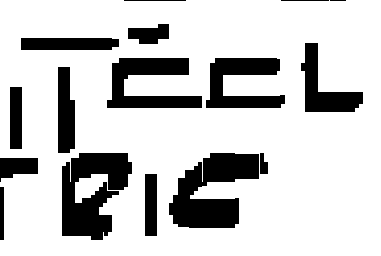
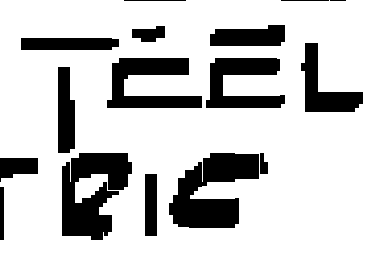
part size: 41x20 px -> 33x16 px (148, 33)
part: none -> present (247, 35)
line: present -> none (15, 117)
